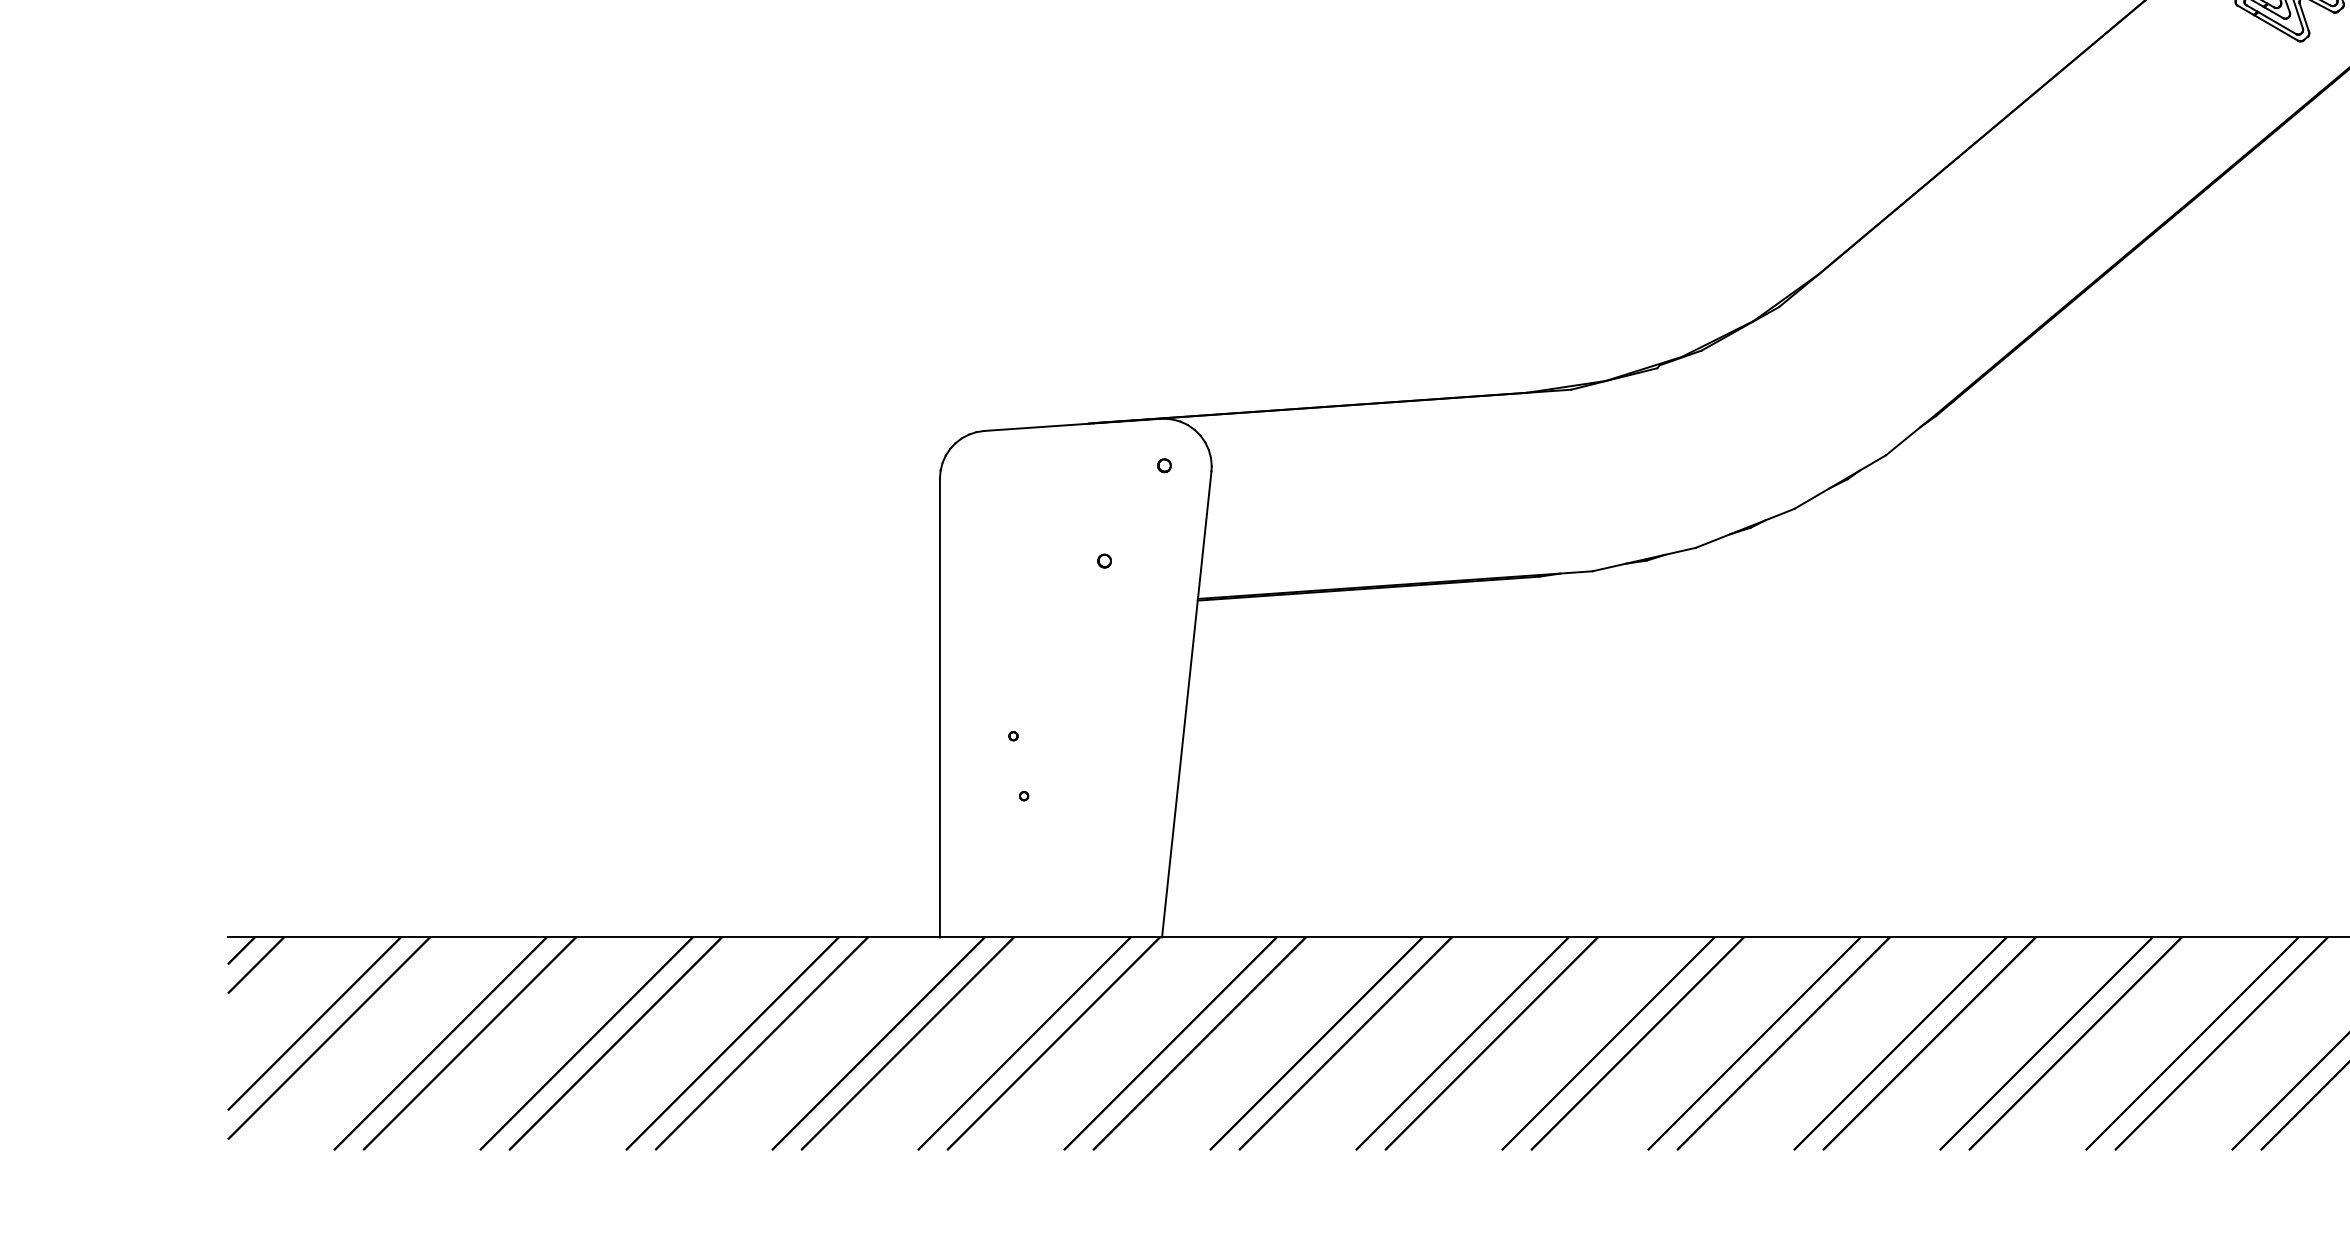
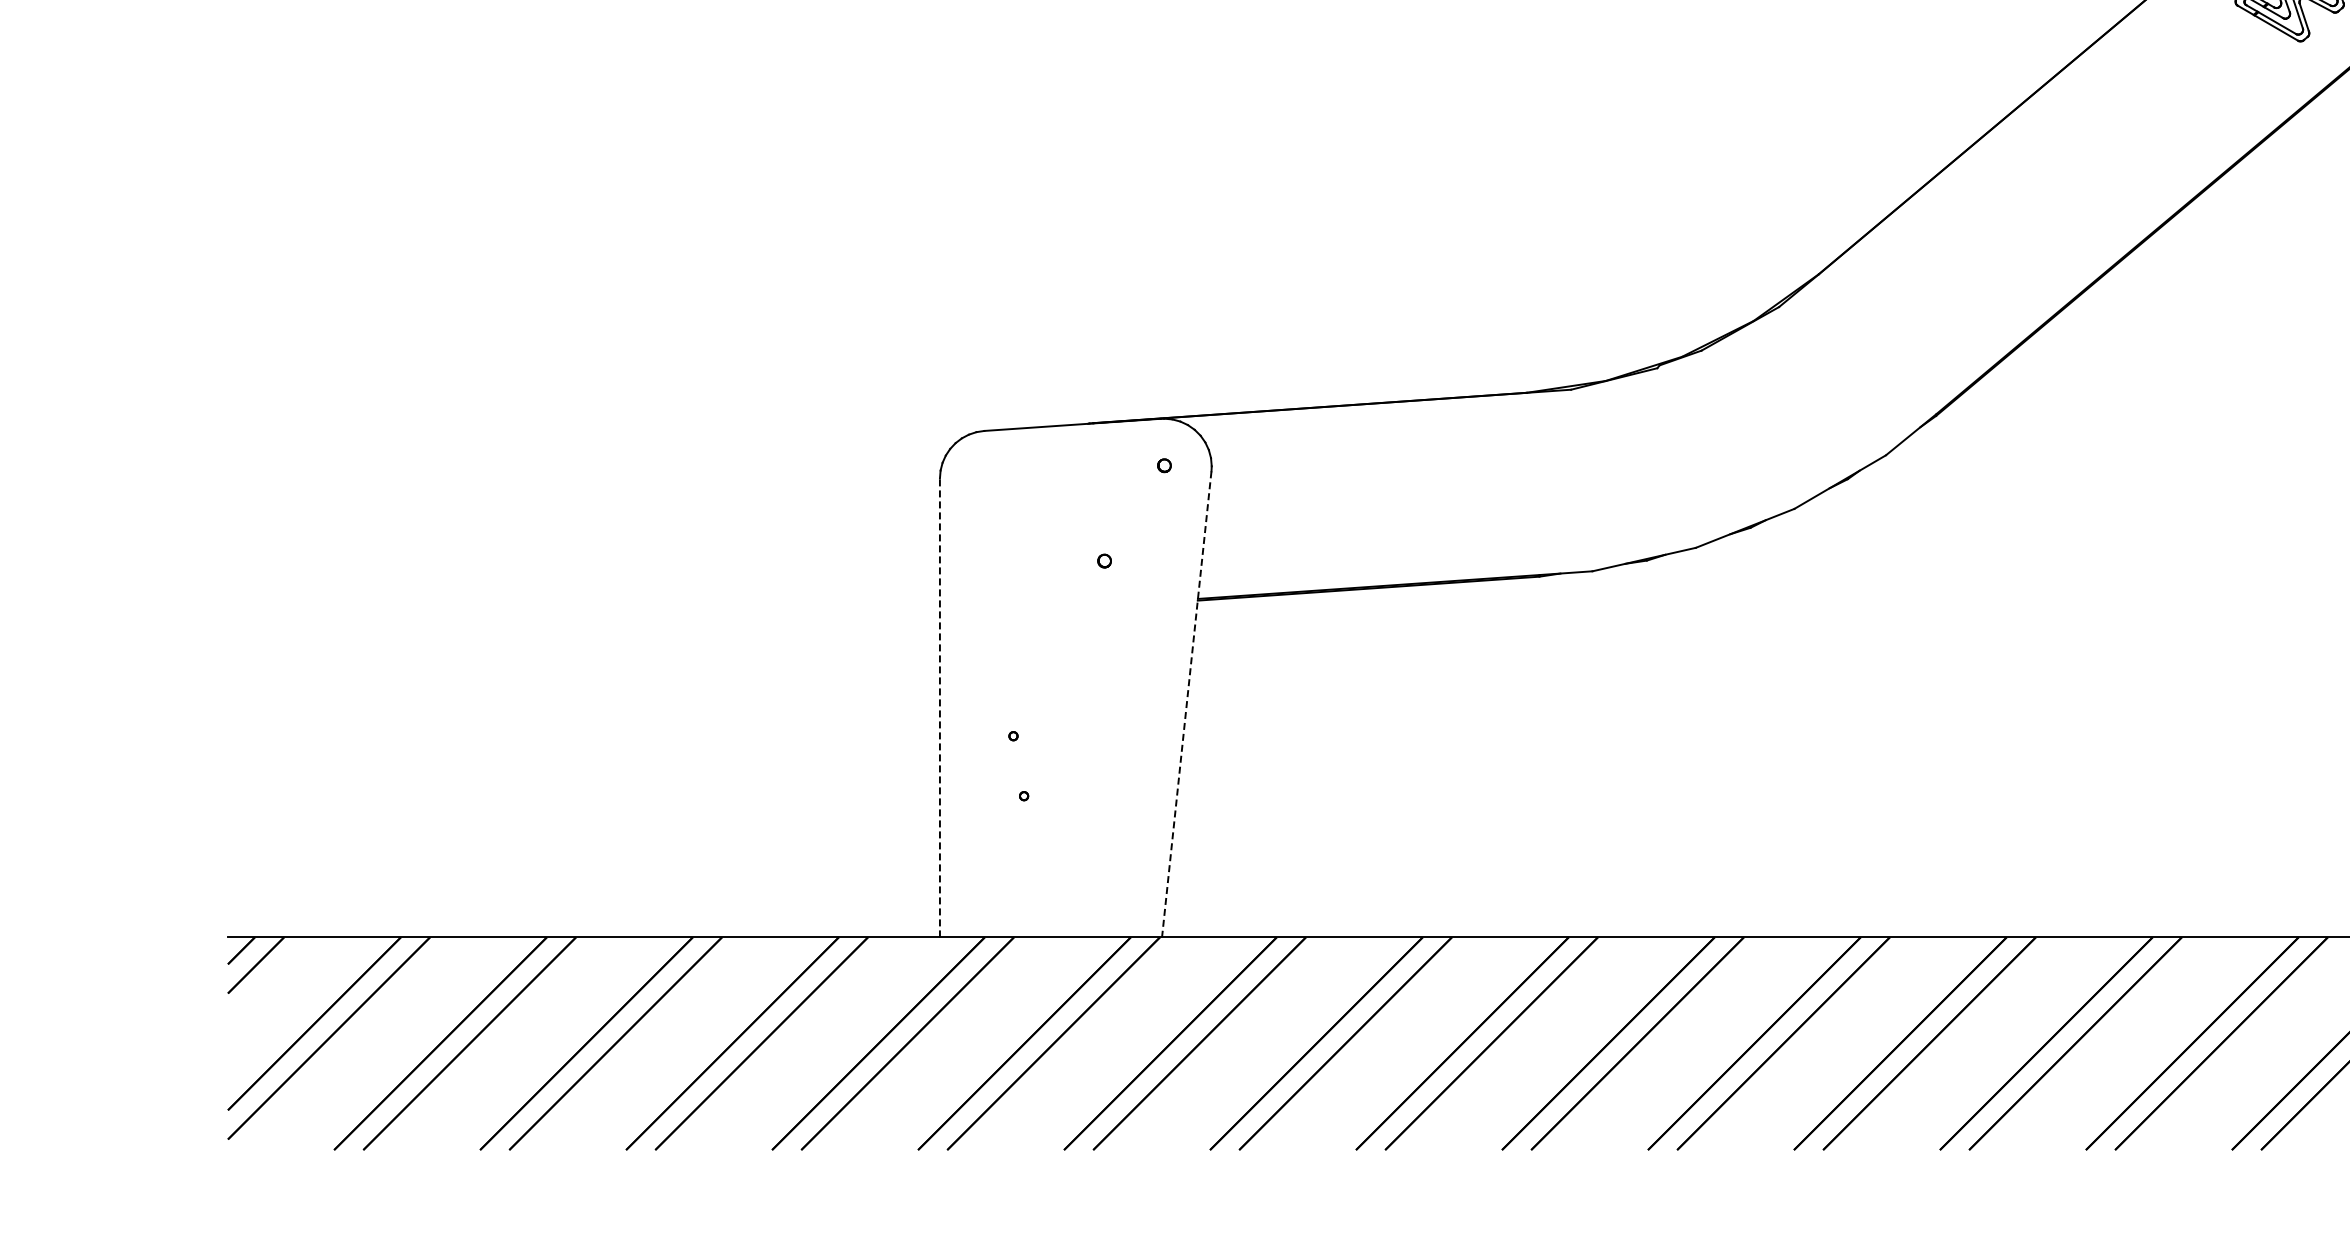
line: solid -> dashed (1186, 704)
line: solid -> dashed (939, 707)
